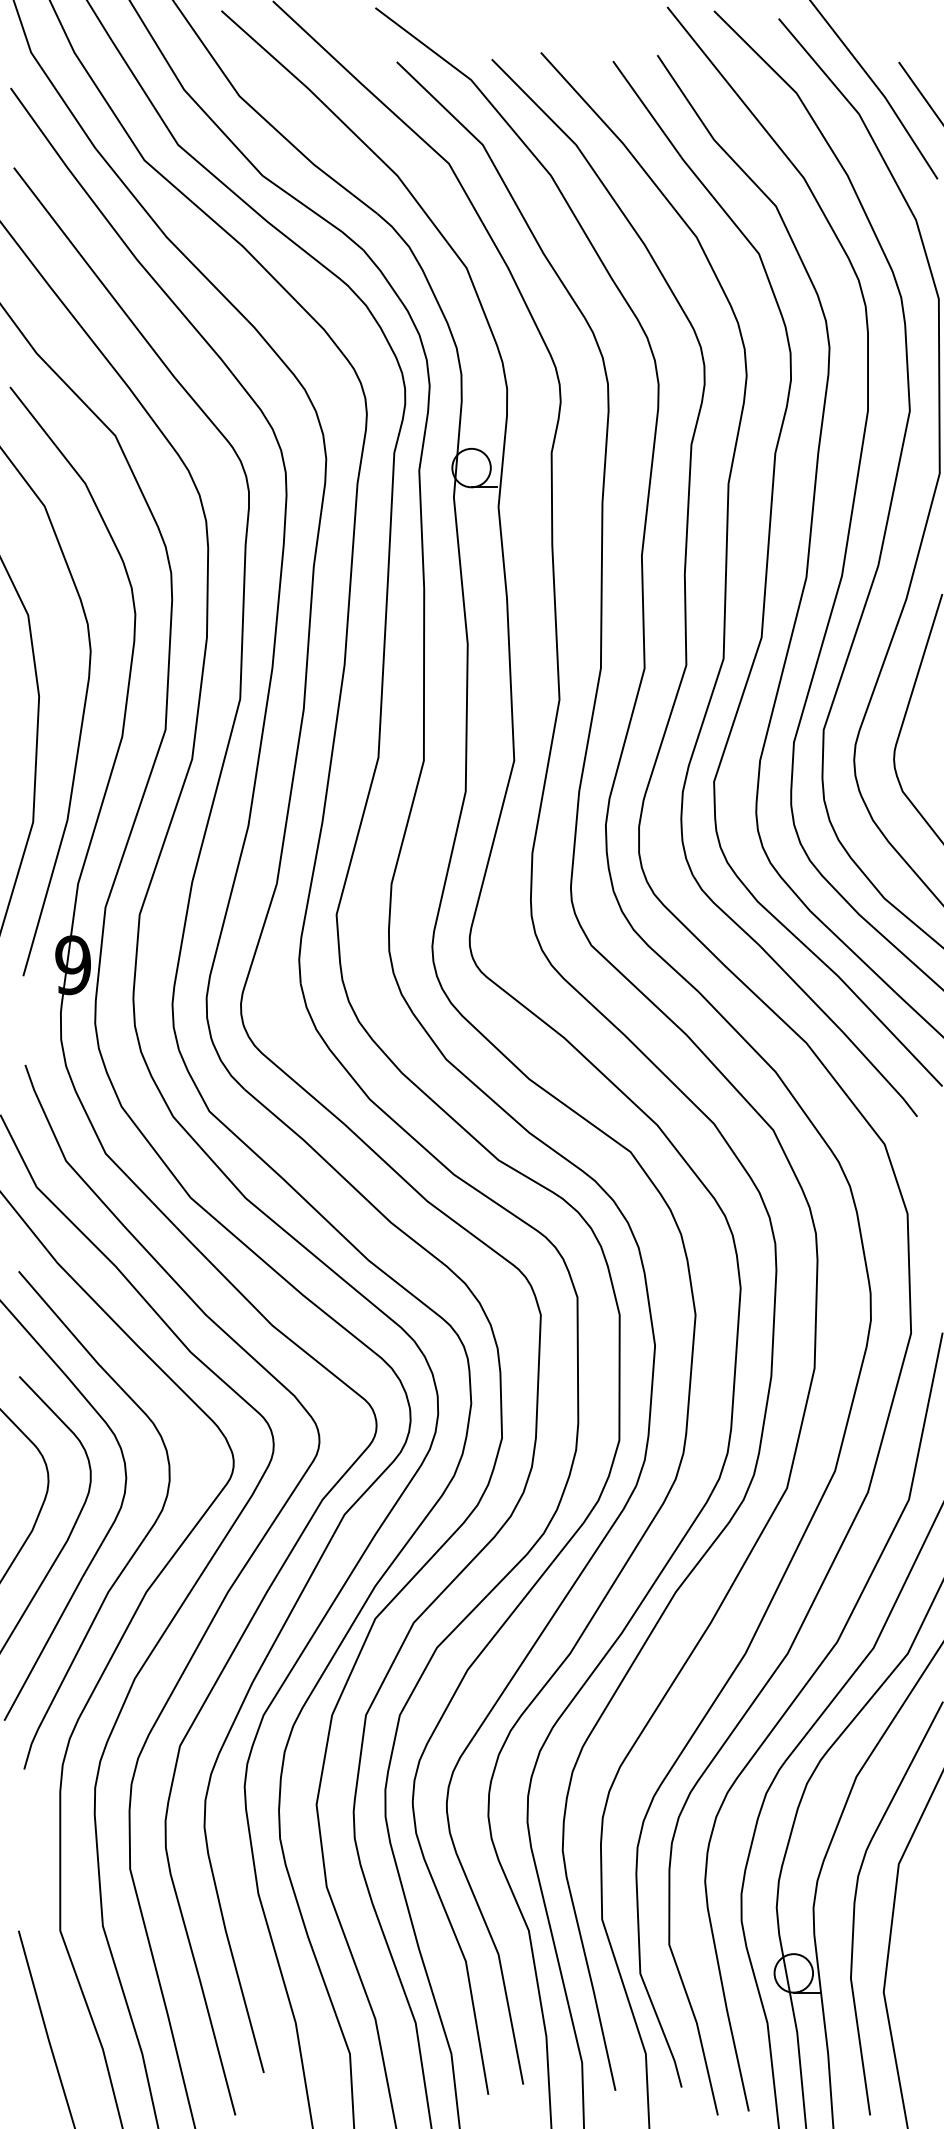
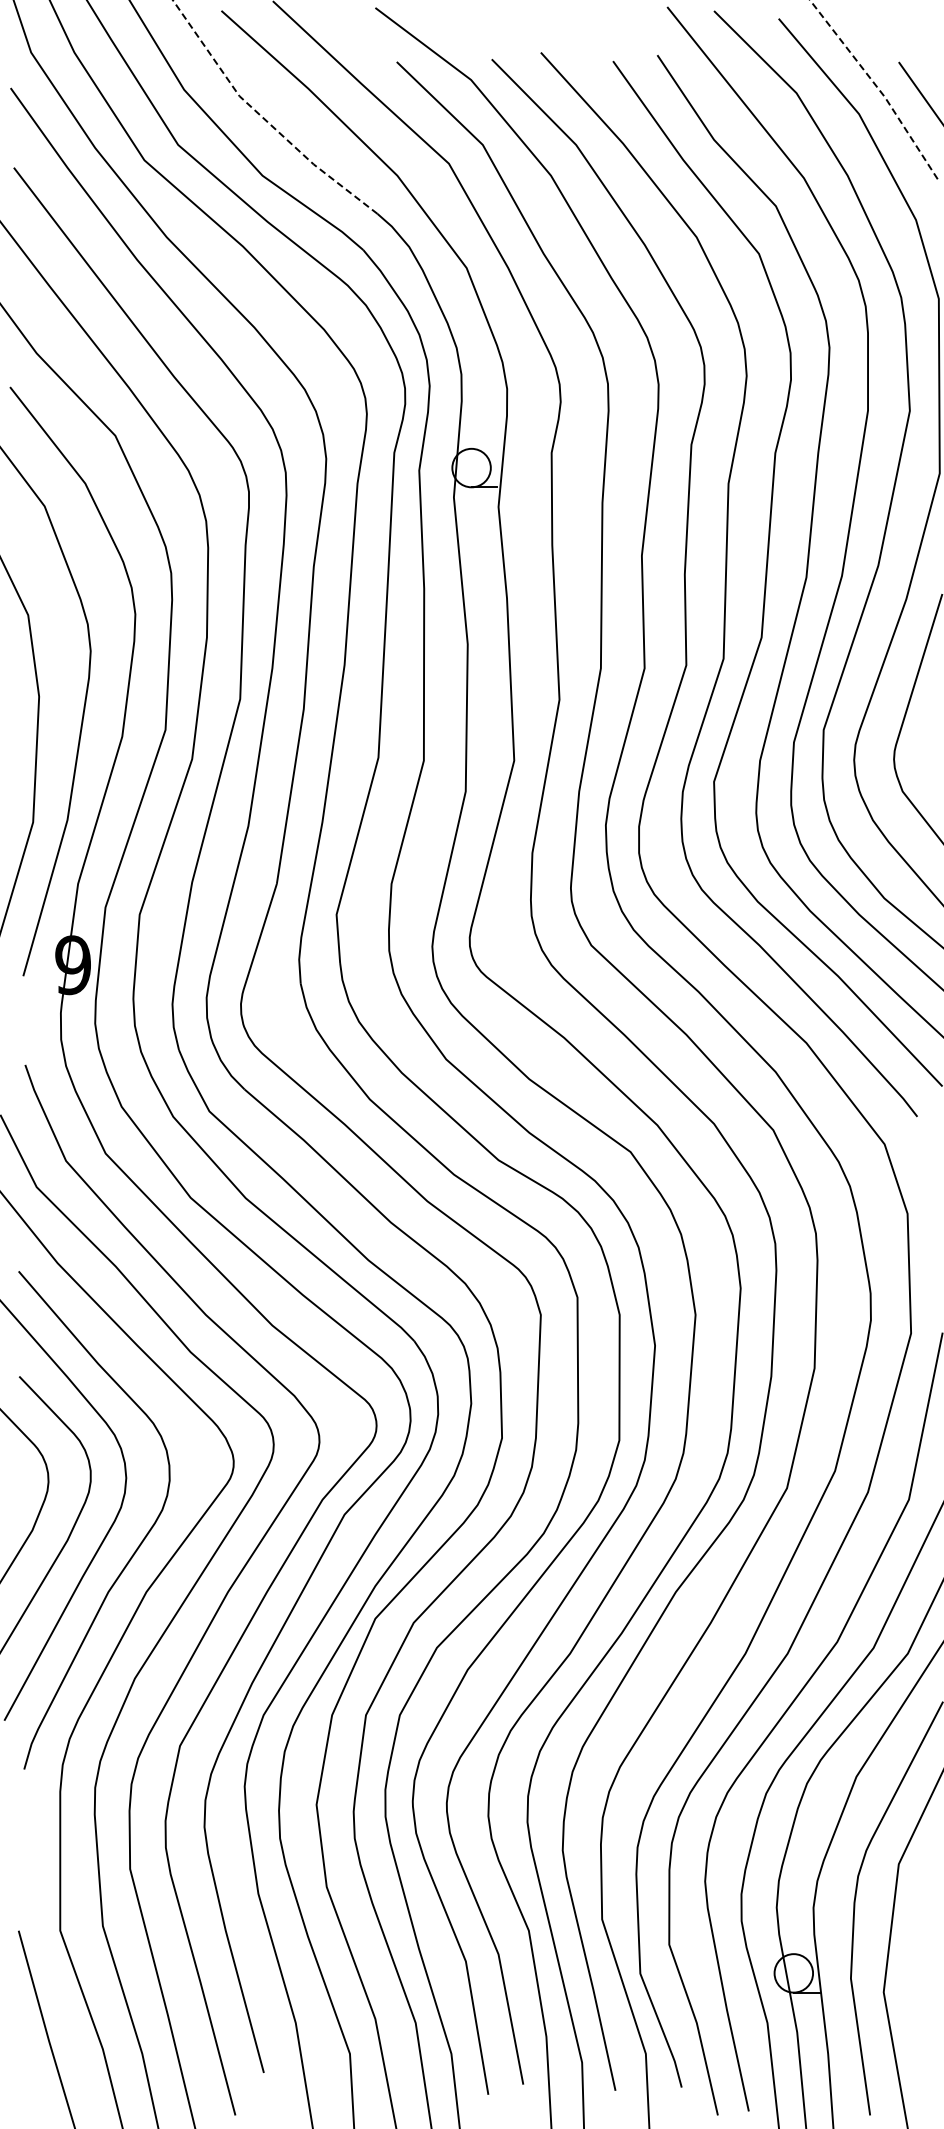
line: solid -> dashed (877, 87)
line: solid -> dashed (263, 117)
